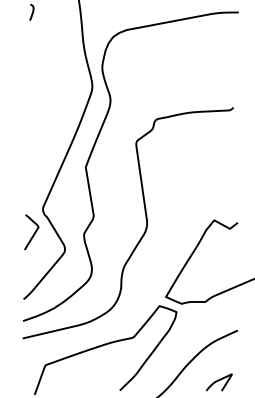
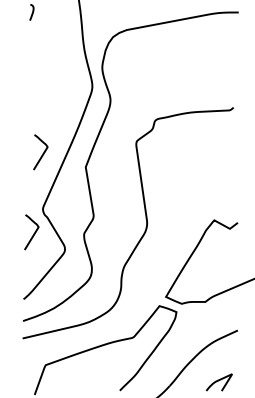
curve: none -> present (42, 153)
